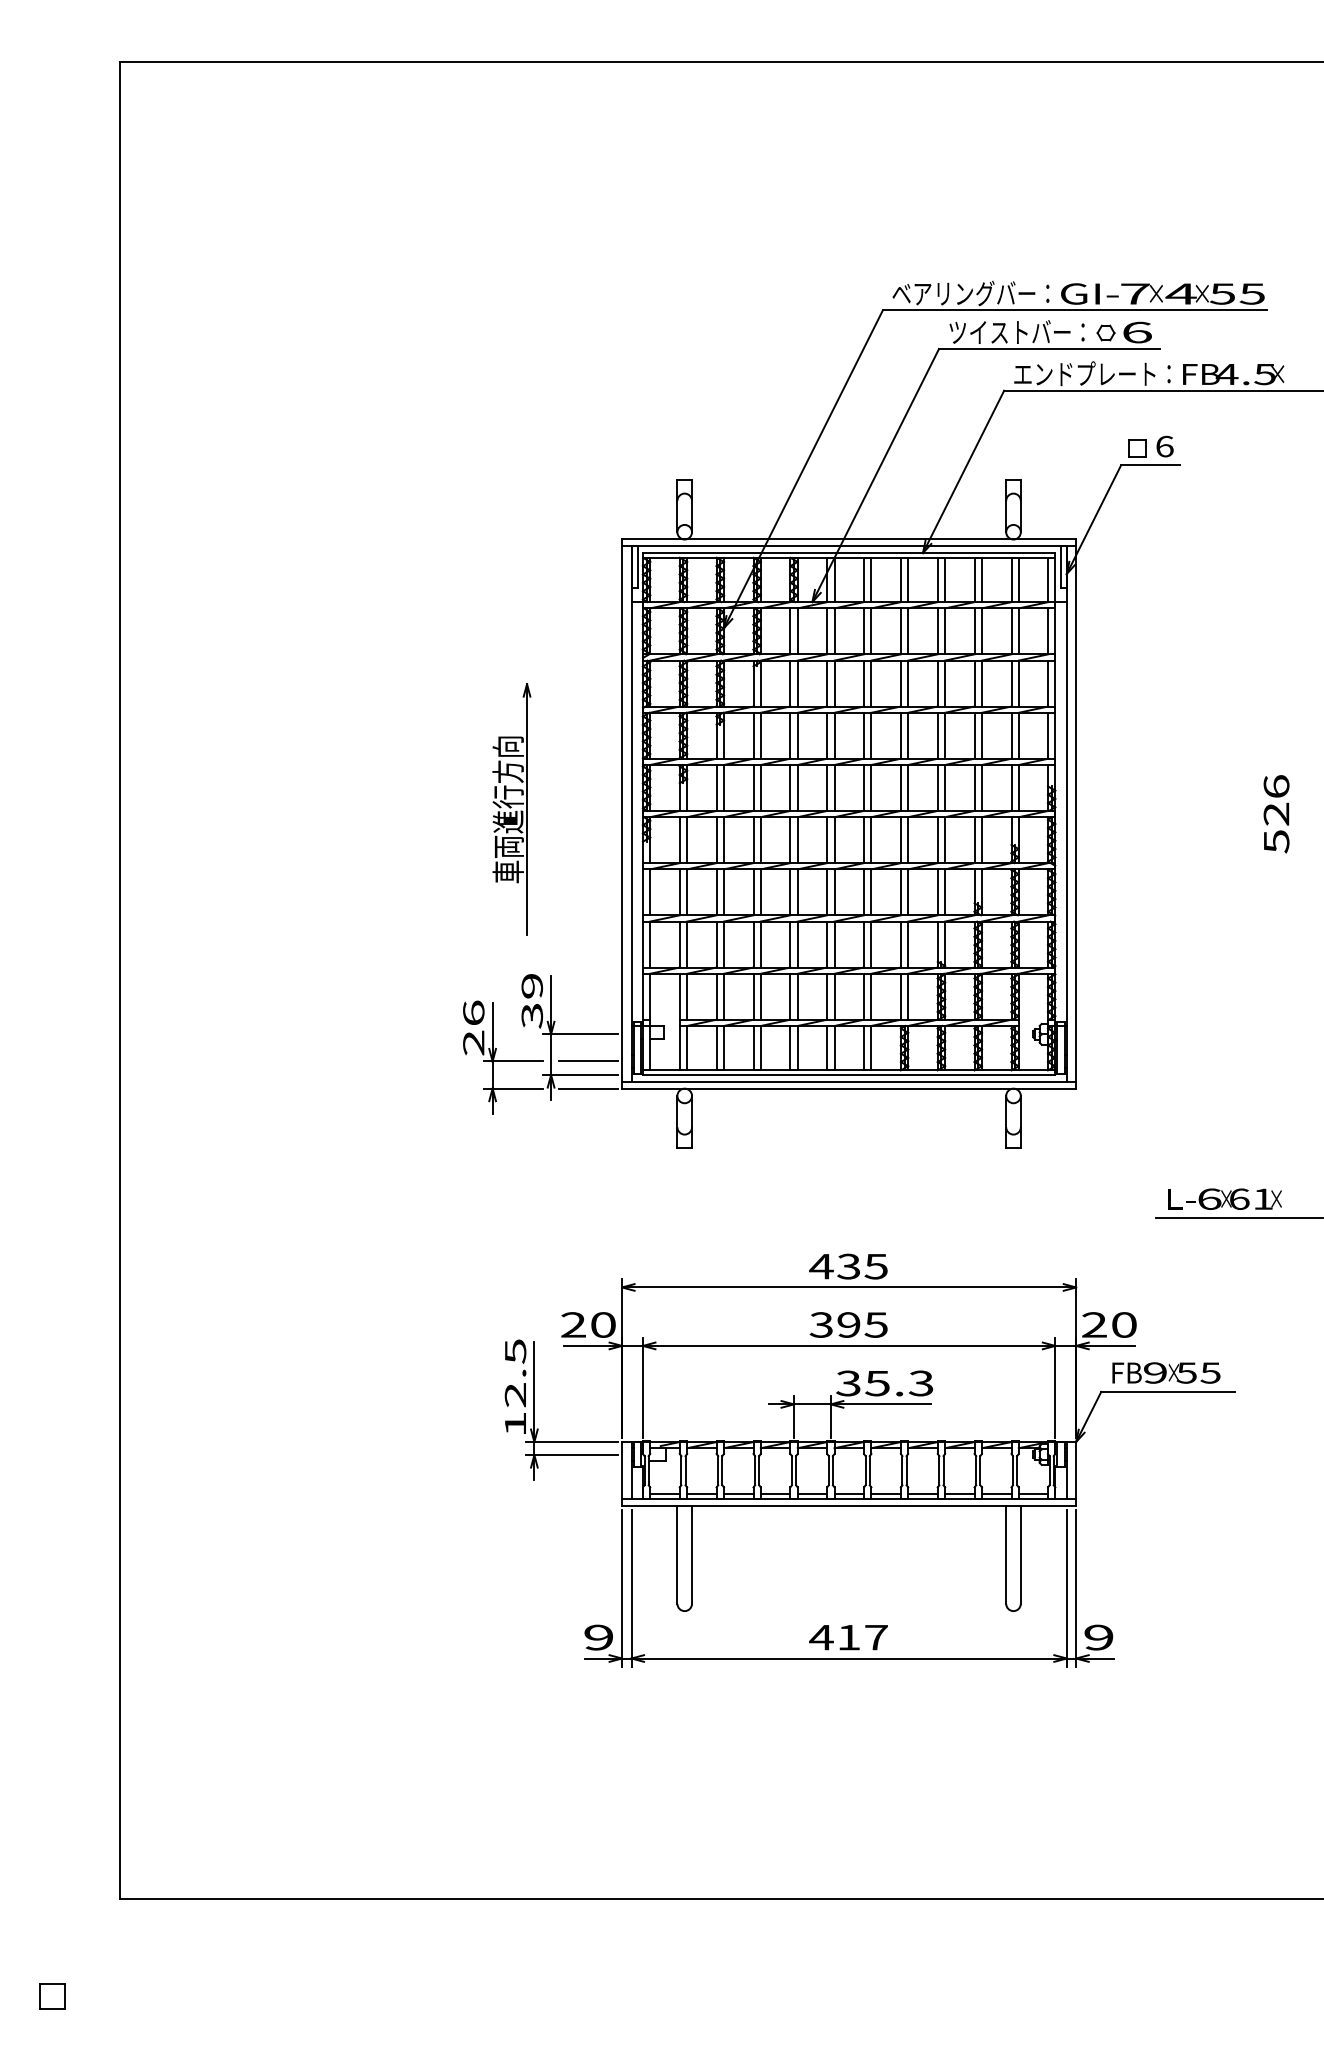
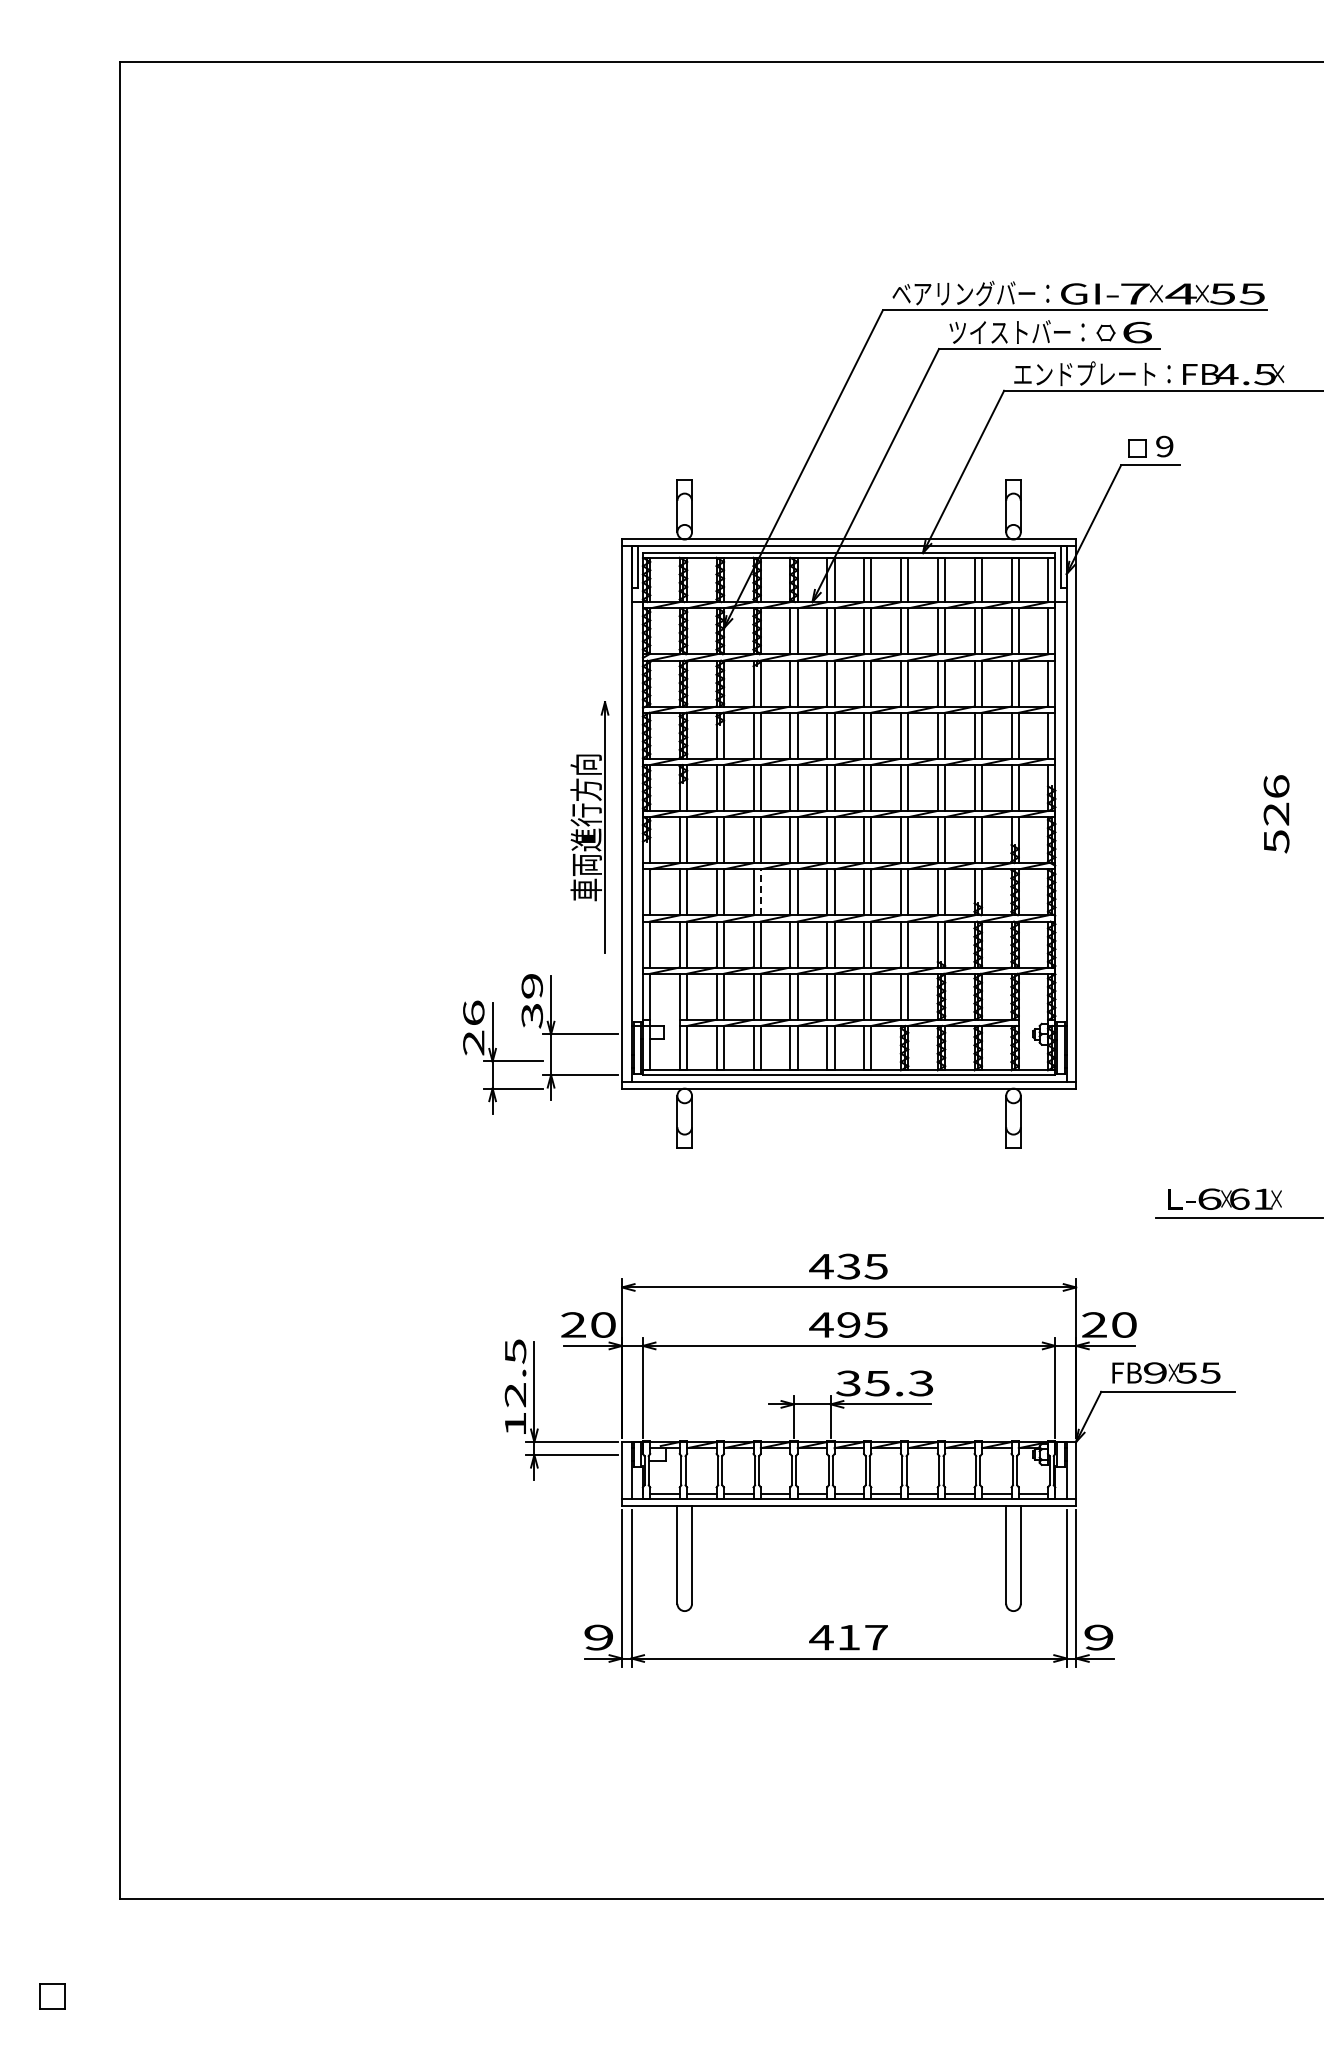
text: 6 -> 9 (1164, 446)
part position: (511, 809) -> (589, 827) (589, 827)
line: solid -> dashed (760, 892)
line: present -> none (588, 1061)
line: present -> none (588, 1088)
text: 395 -> 495 (821, 1324)
